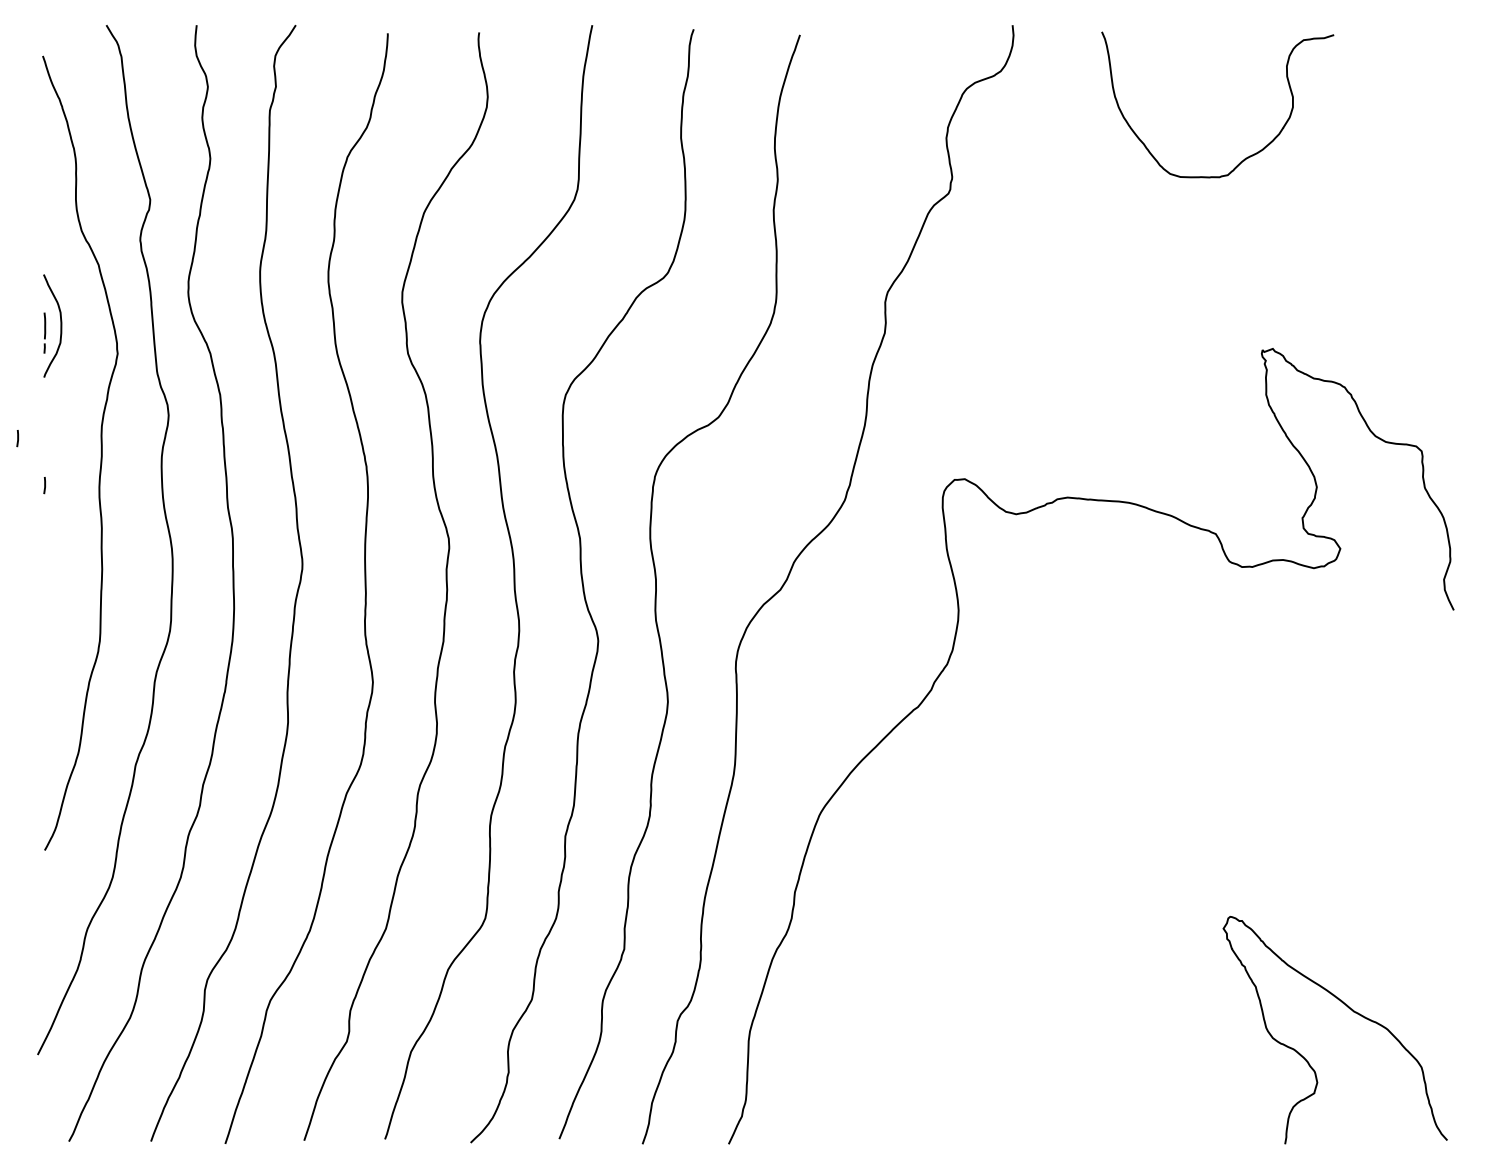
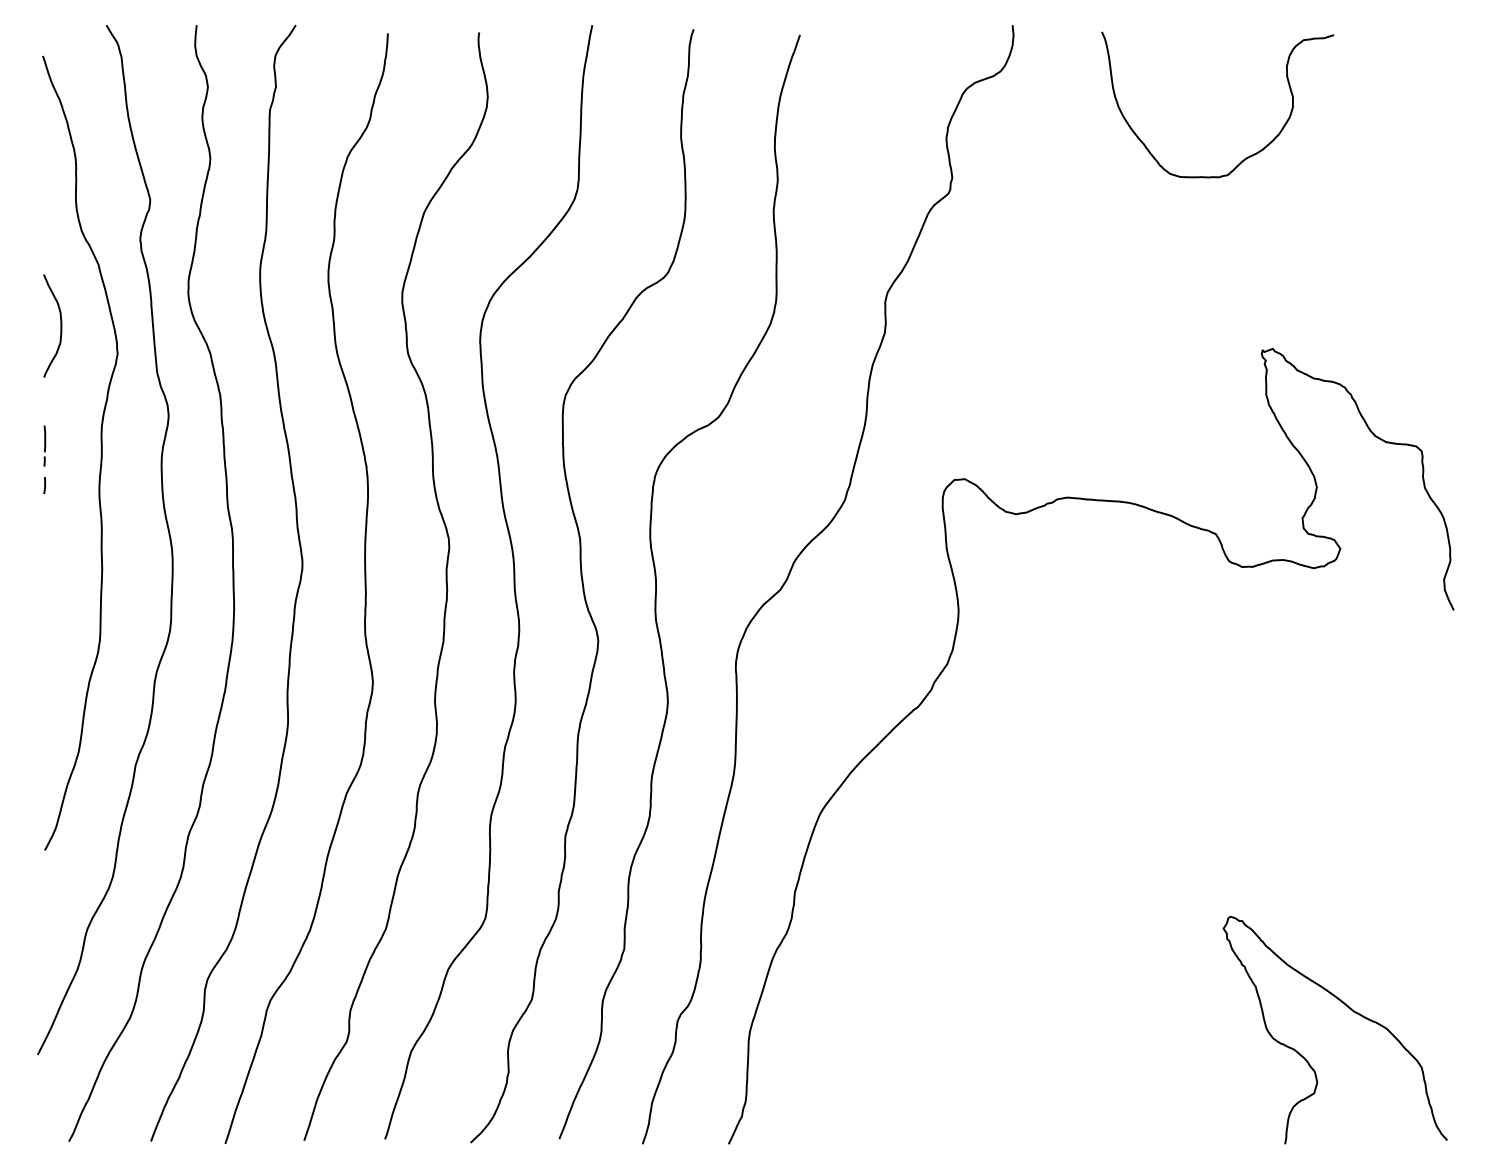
part position: (44, 332) -> (44, 445) (44, 445)
line: present -> none (17, 438)
